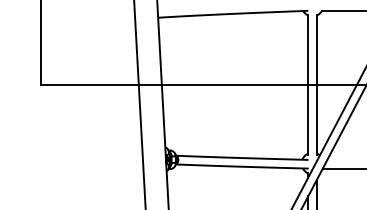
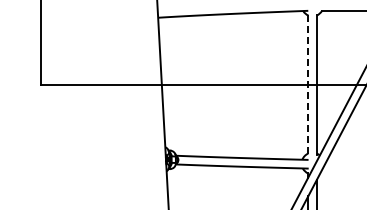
line: solid -> dashed (308, 85)
line: present -> none (139, 104)
line: present -> none (342, 168)
